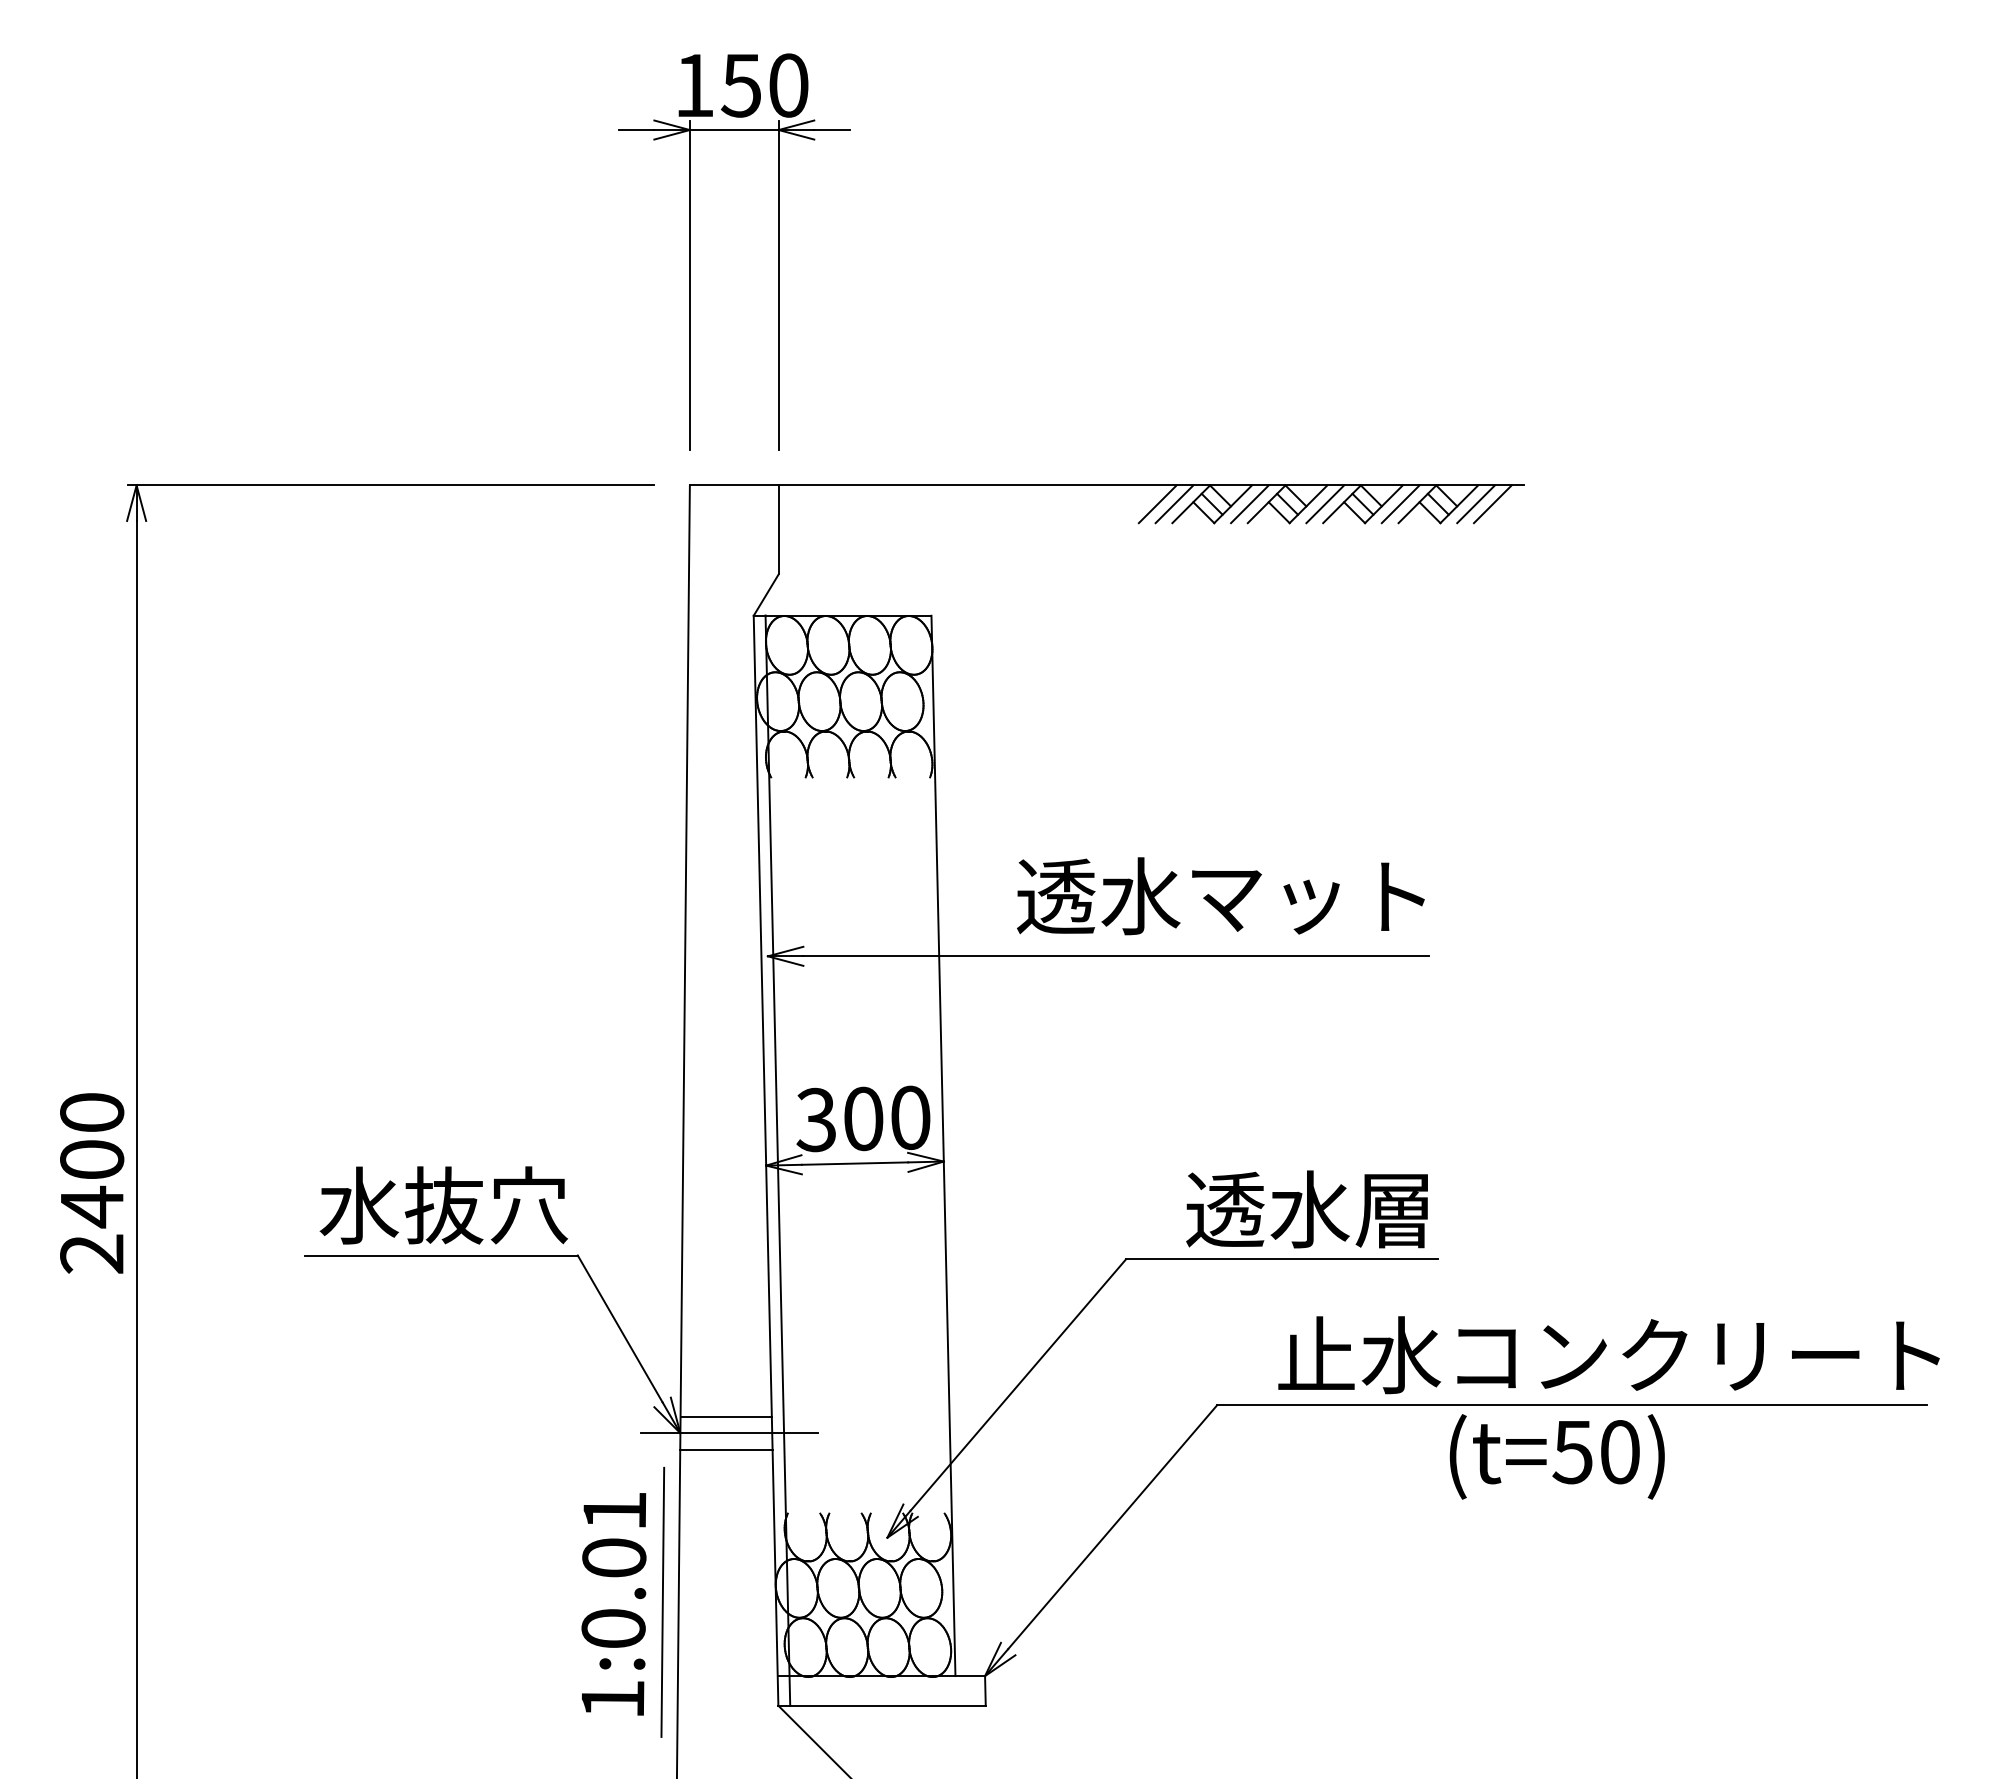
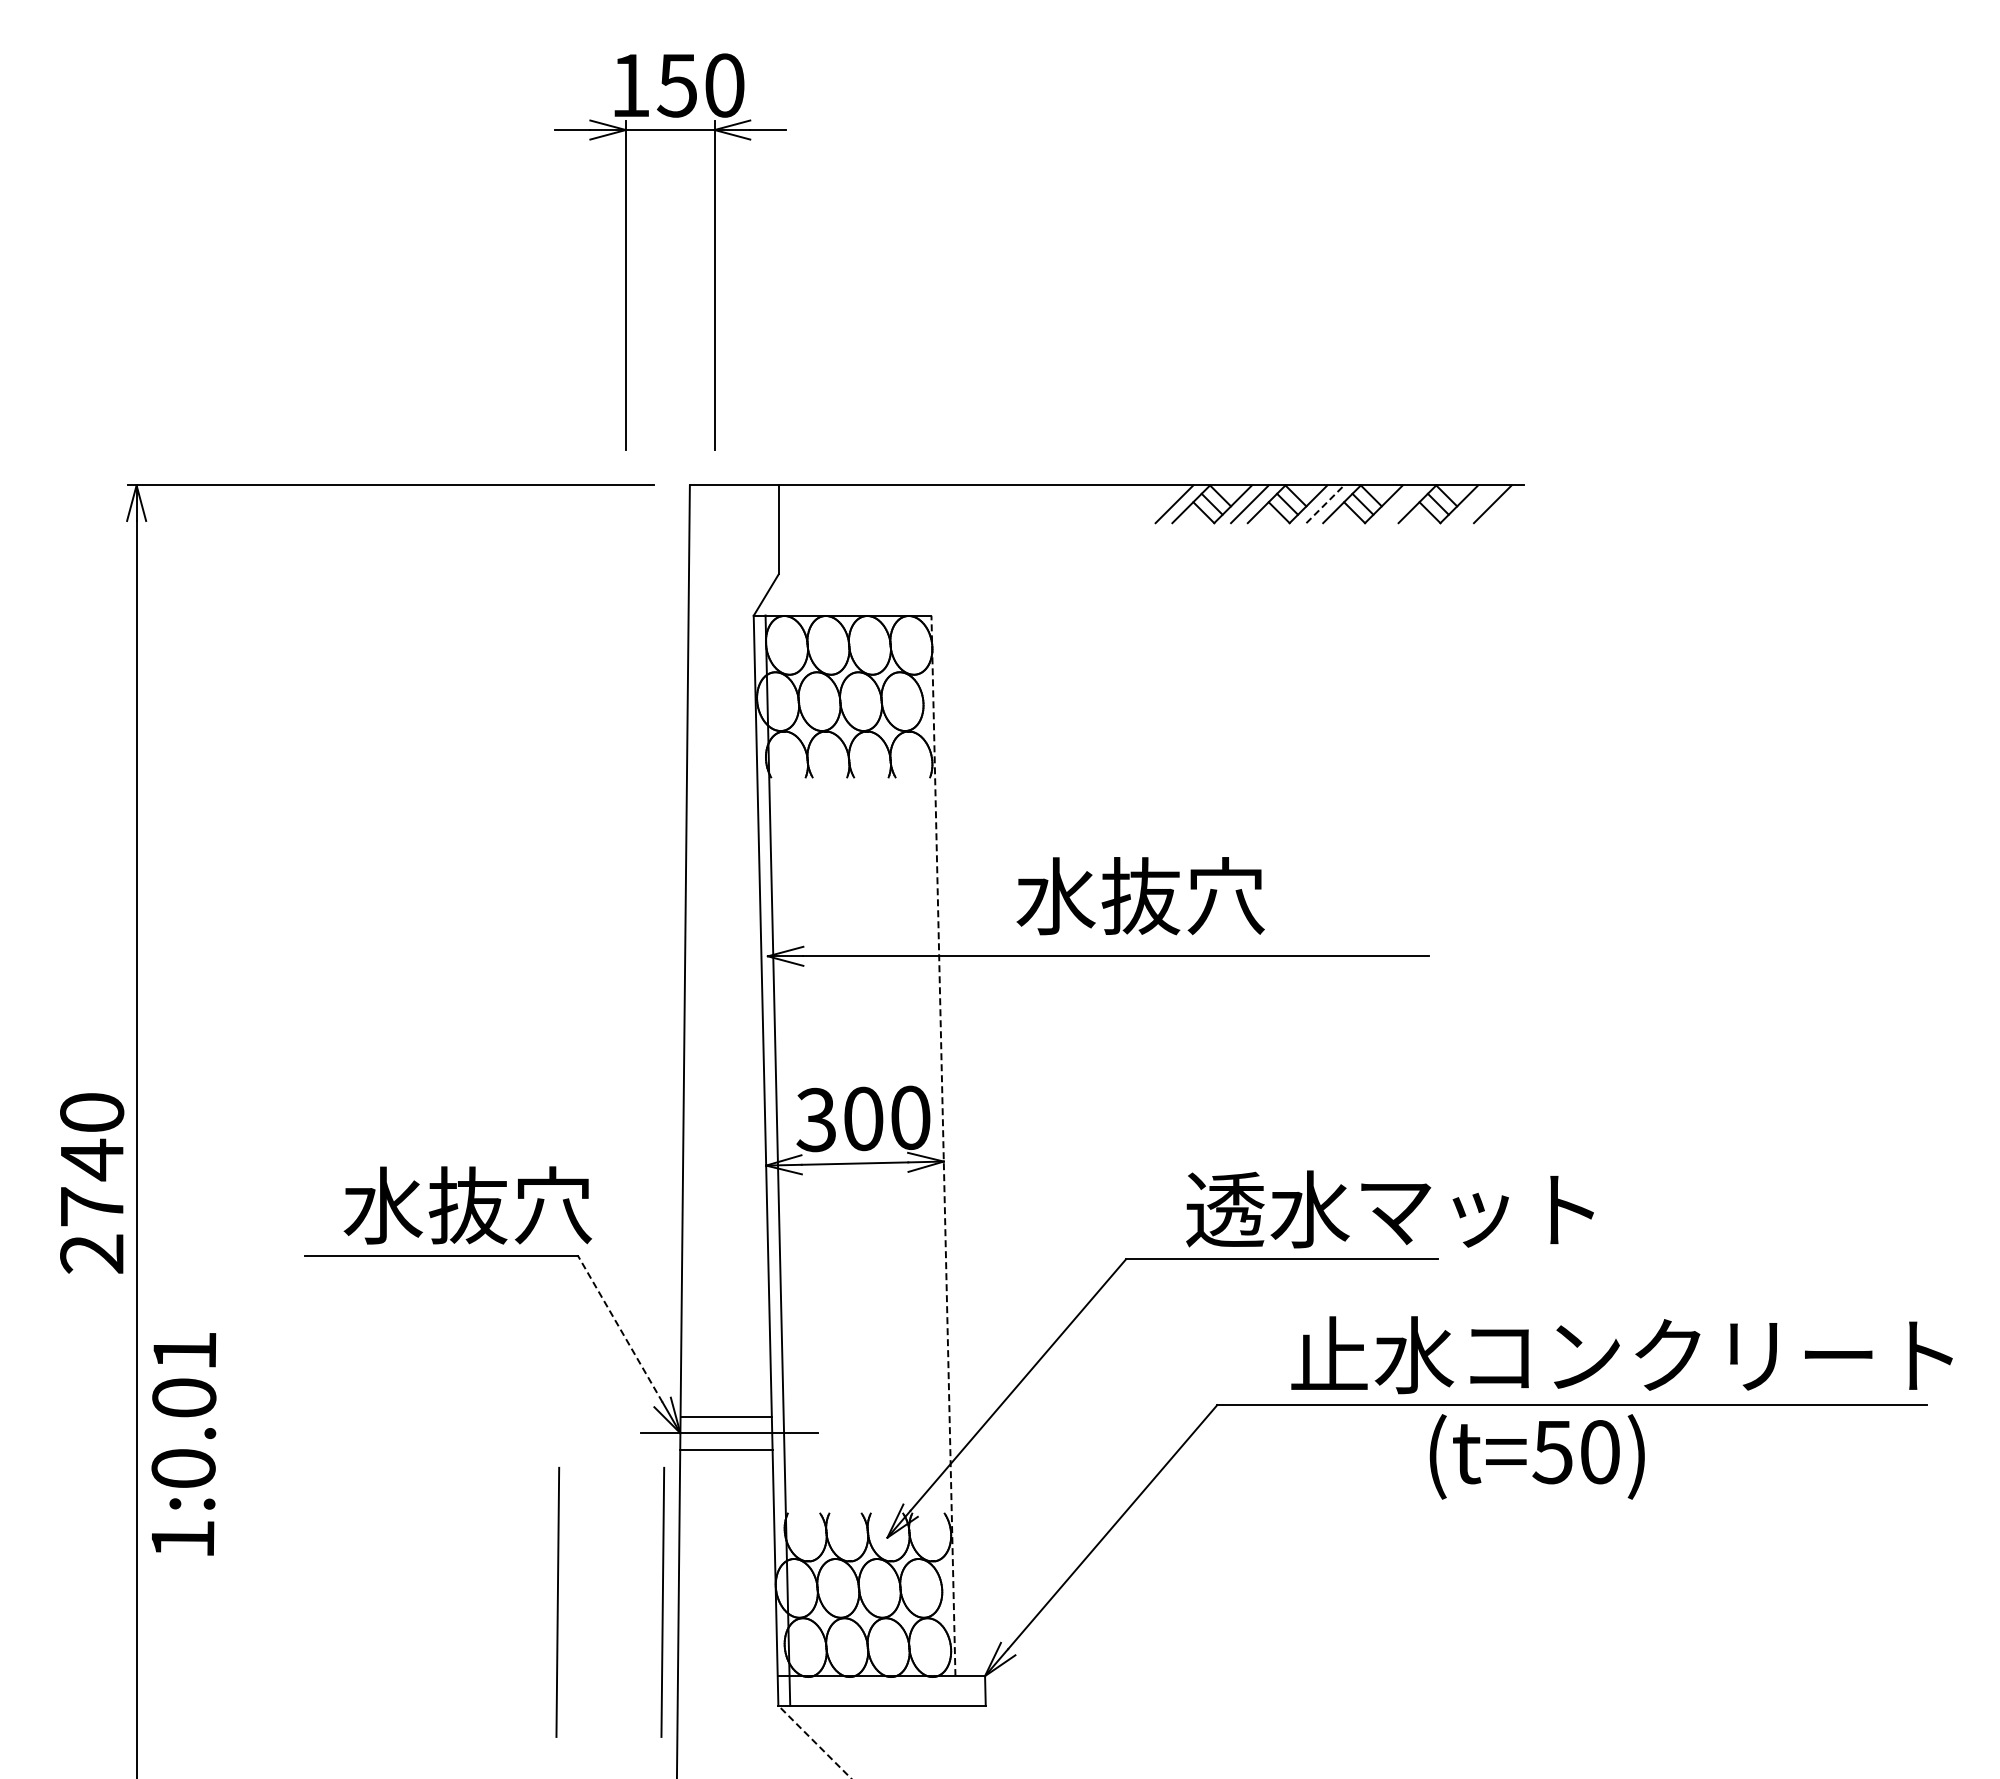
part position: (690, 251) -> (626, 251) (626, 251)
line: present -> none (1157, 504)
line: solid -> dashed (1325, 504)
line: present -> none (1400, 504)
line: present -> none (1475, 504)
text: 透水マット -> 水抜穴 (1220, 896)
line: solid -> dashed (943, 1145)
text: 2400 -> 2740 (92, 1183)
text position: (443, 1205) -> (467, 1205) (467, 1205)
text: 透水層 -> 透水マット (1474, 1211)
line: solid -> dashed (620, 1328)
text position: (1608, 1355) -> (1621, 1355) (1621, 1355)
text position: (1556, 1456) -> (1536, 1456) (1536, 1456)
line: none -> present (557, 1602)
text position: (613, 1604) -> (183, 1444) (183, 1444)
line: solid -> dashed (815, 1742)
